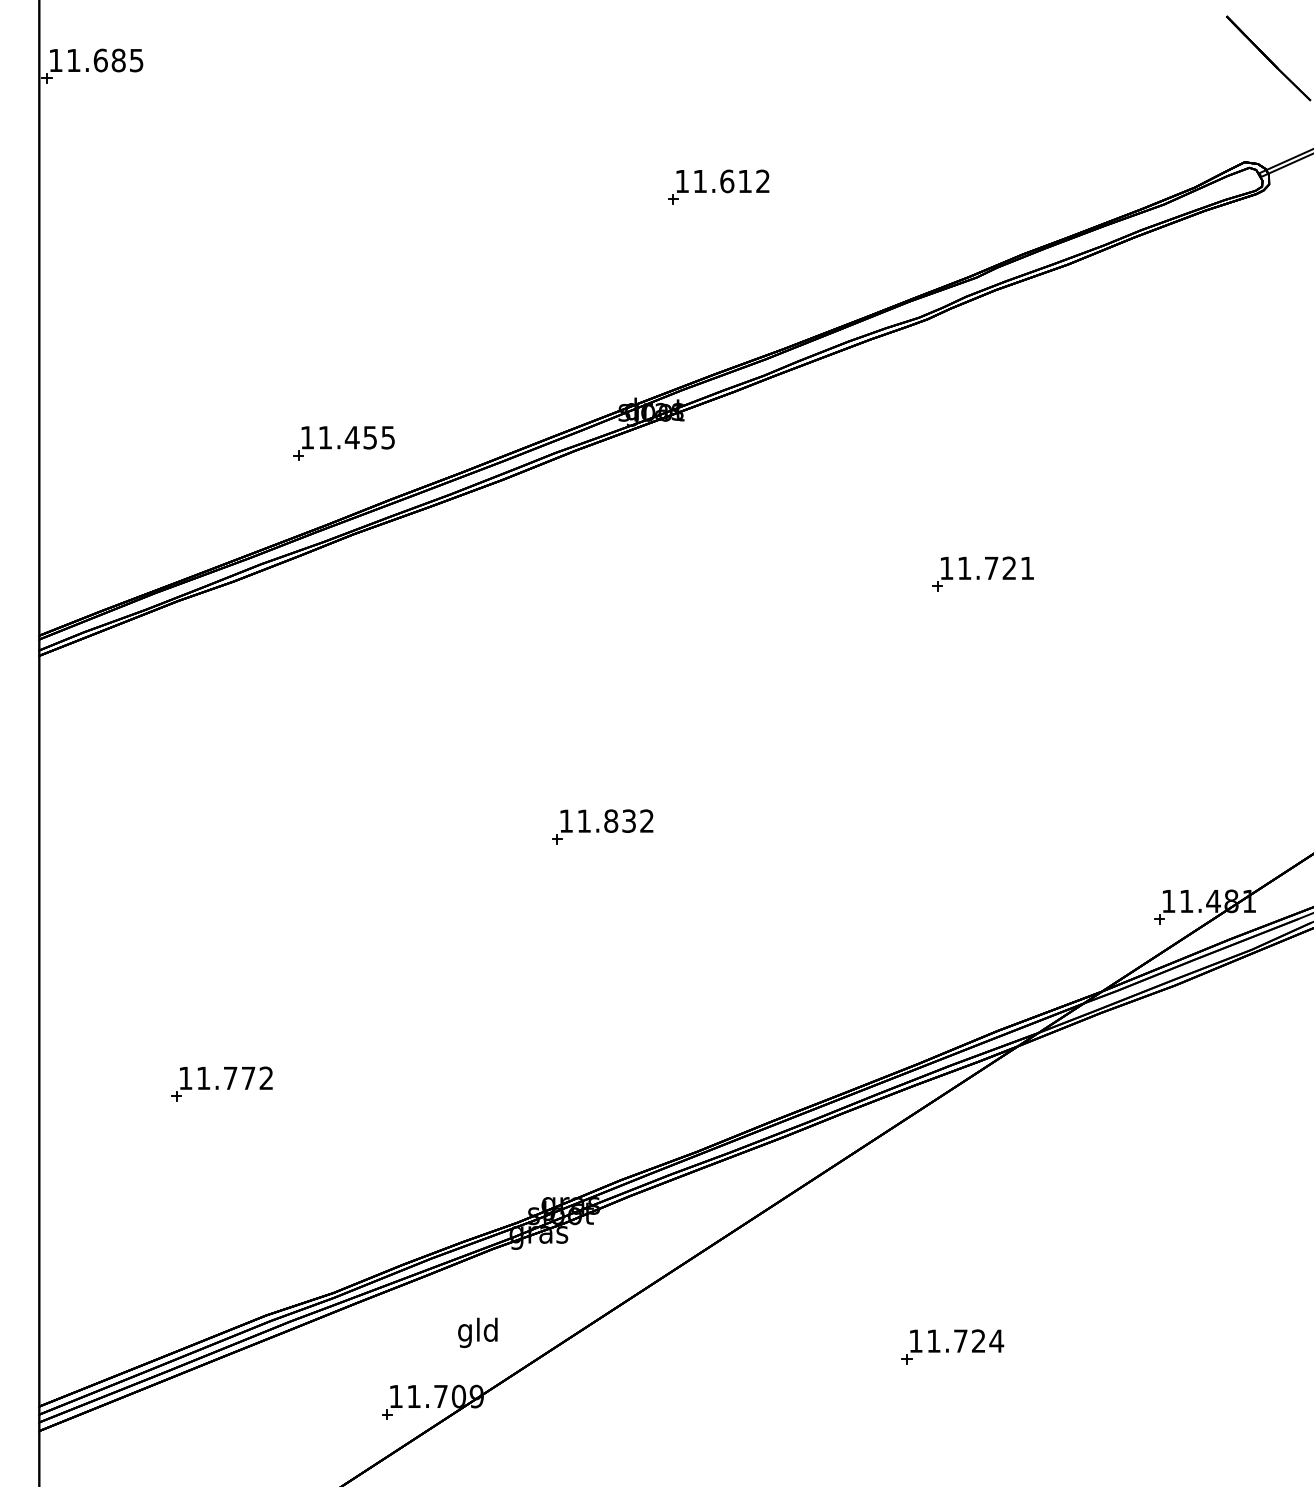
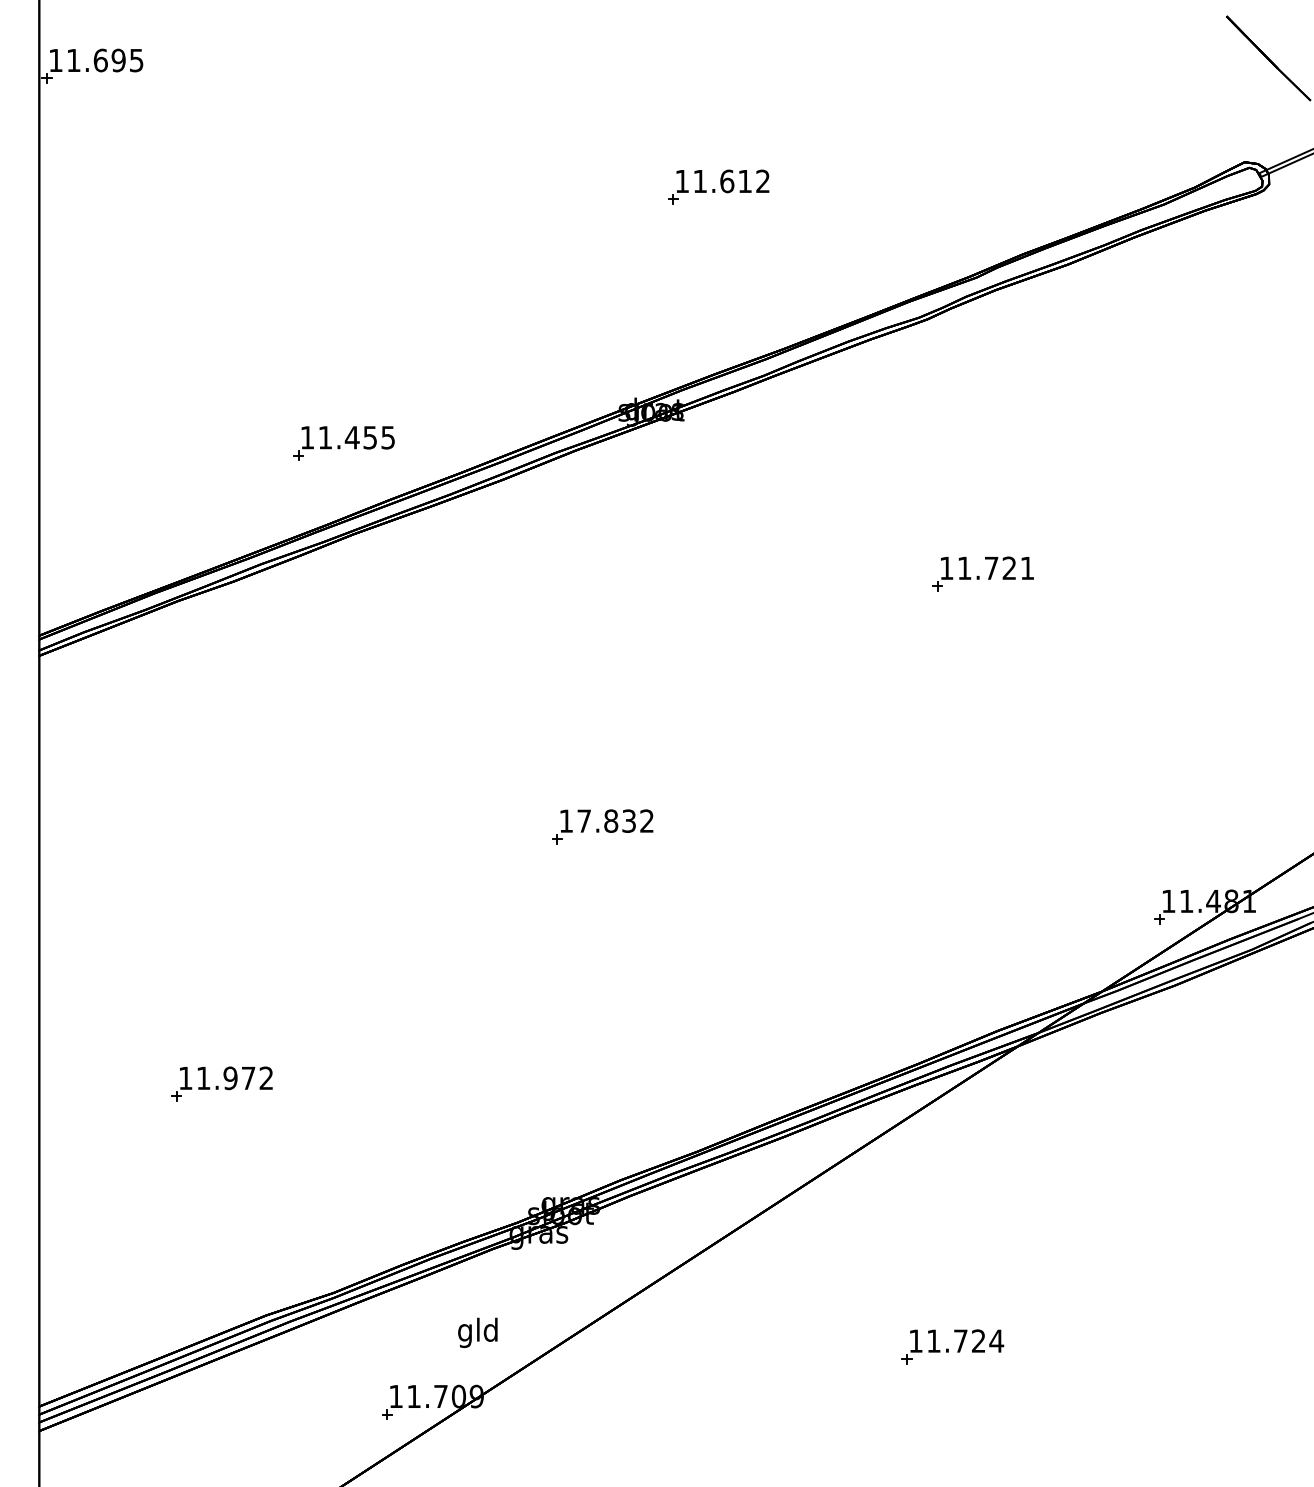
text: 11.685 -> 11.695 (118, 60)
text: 11.832 -> 17.832 (583, 820)
text: 11.772 -> 11.972 (230, 1078)
